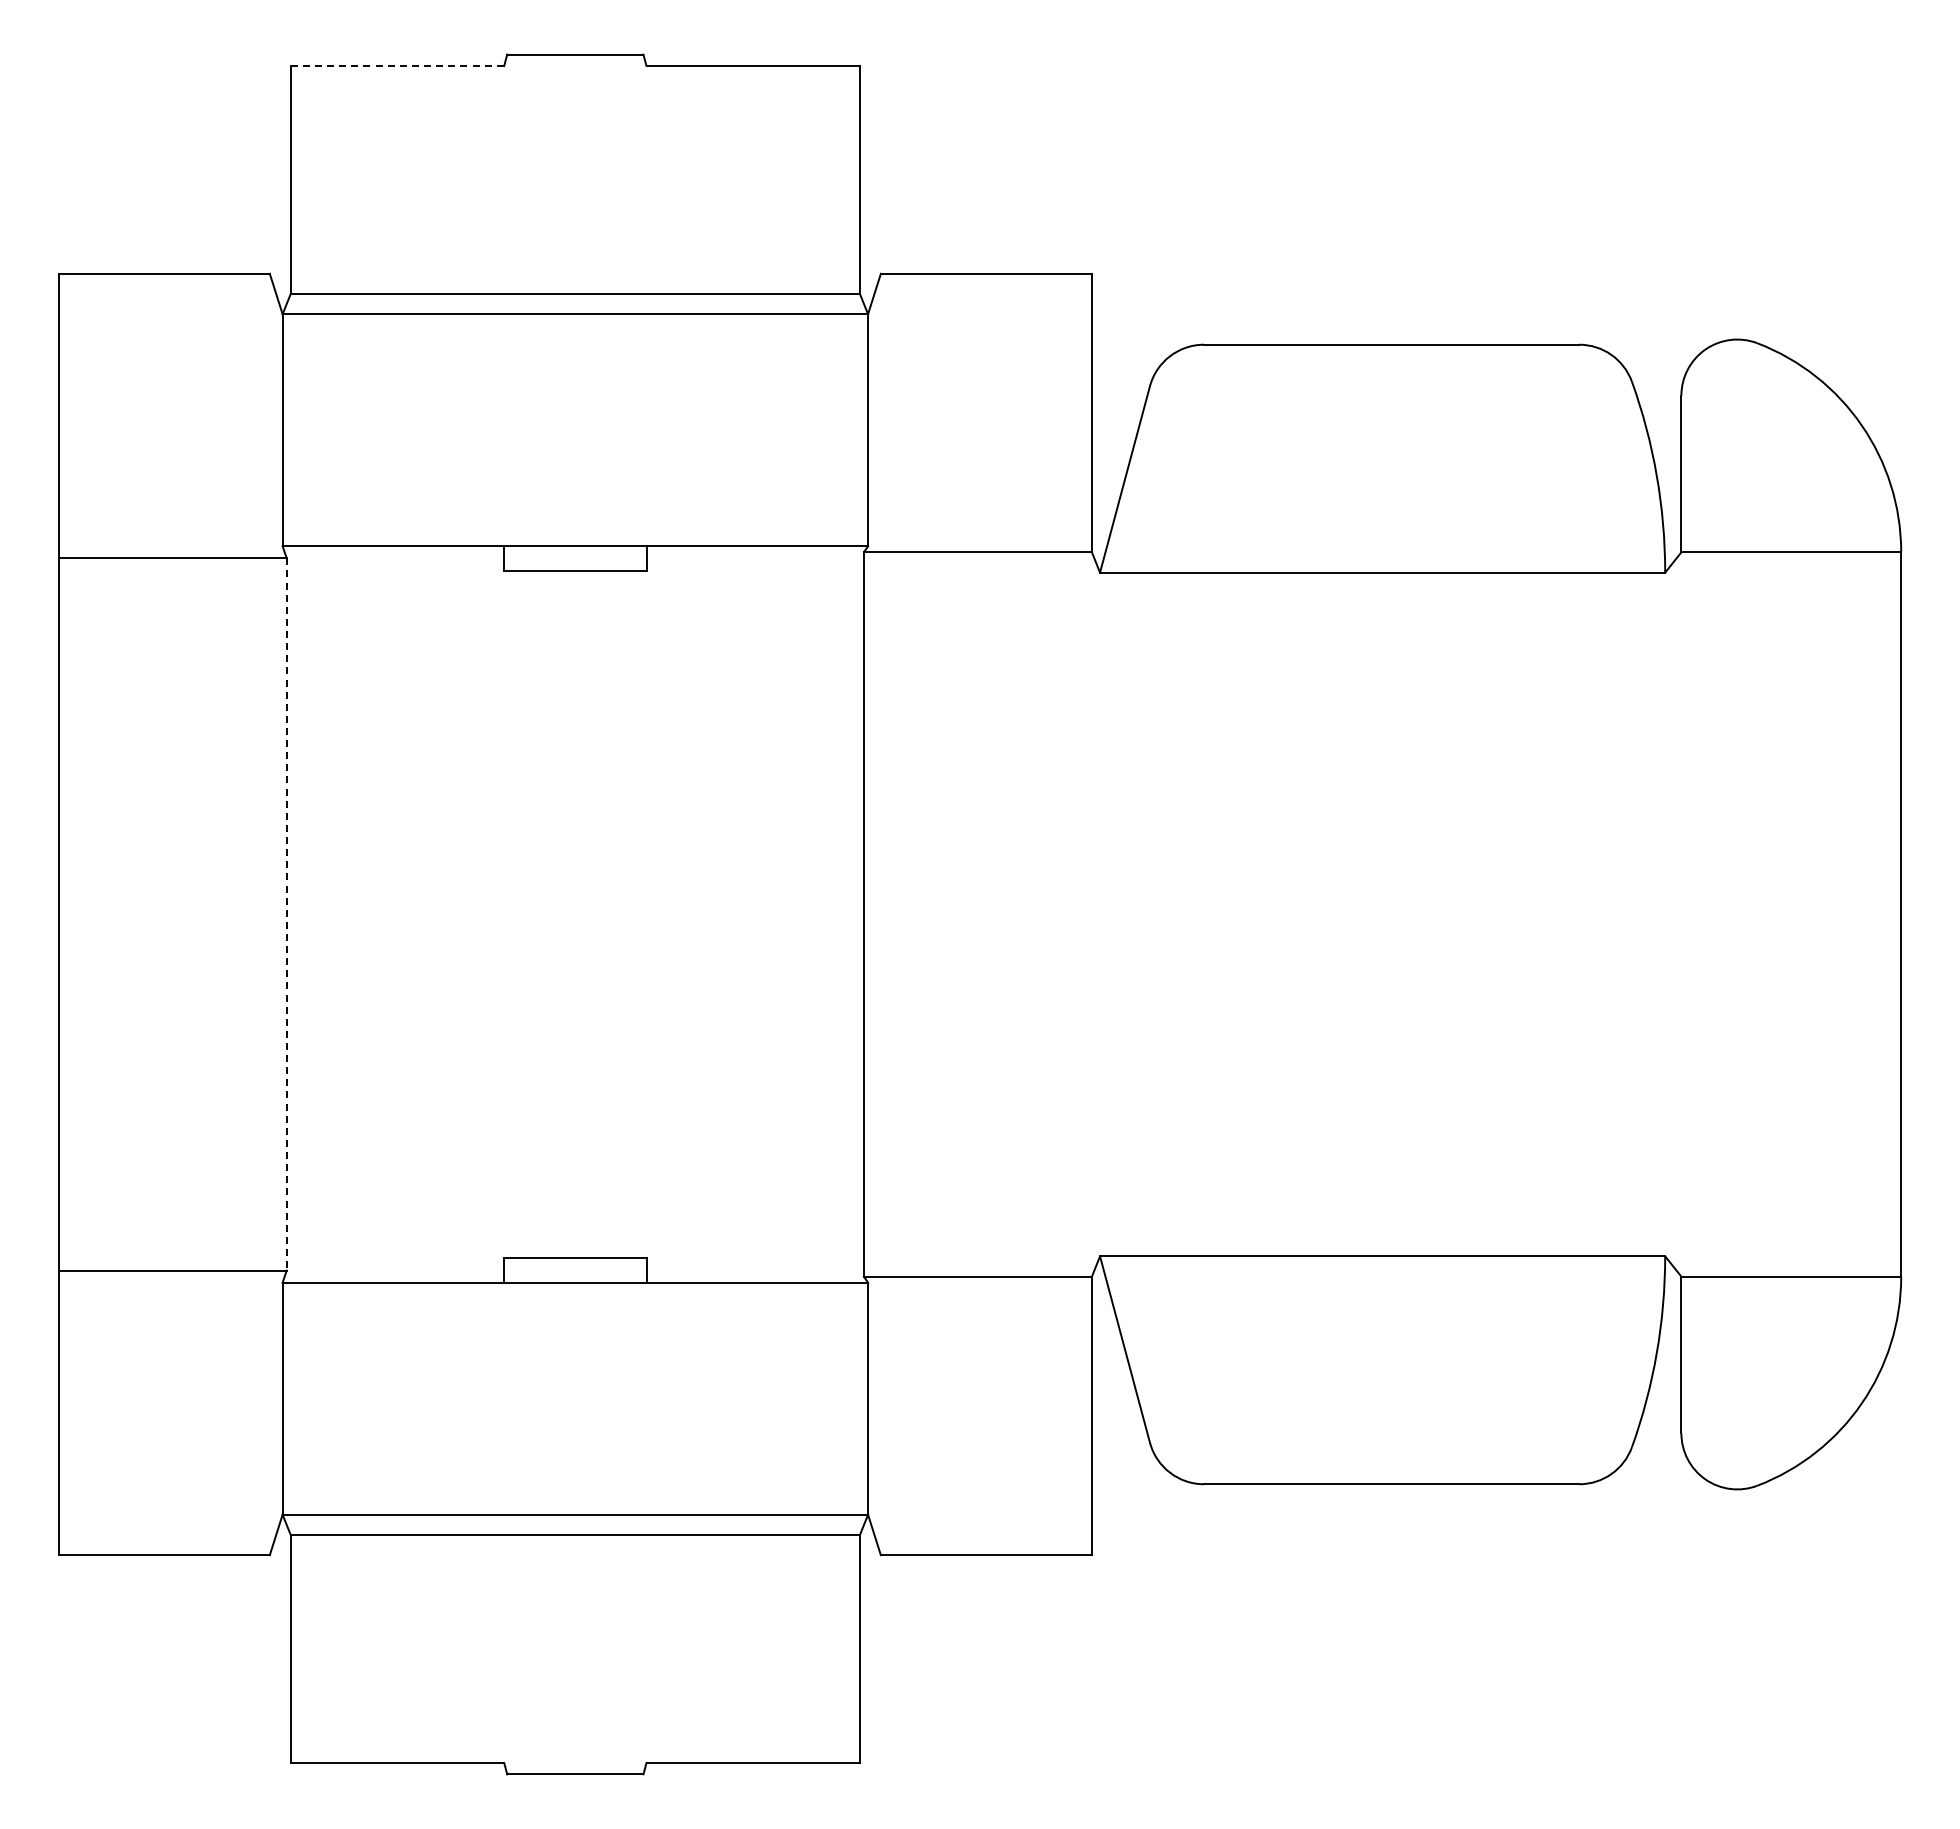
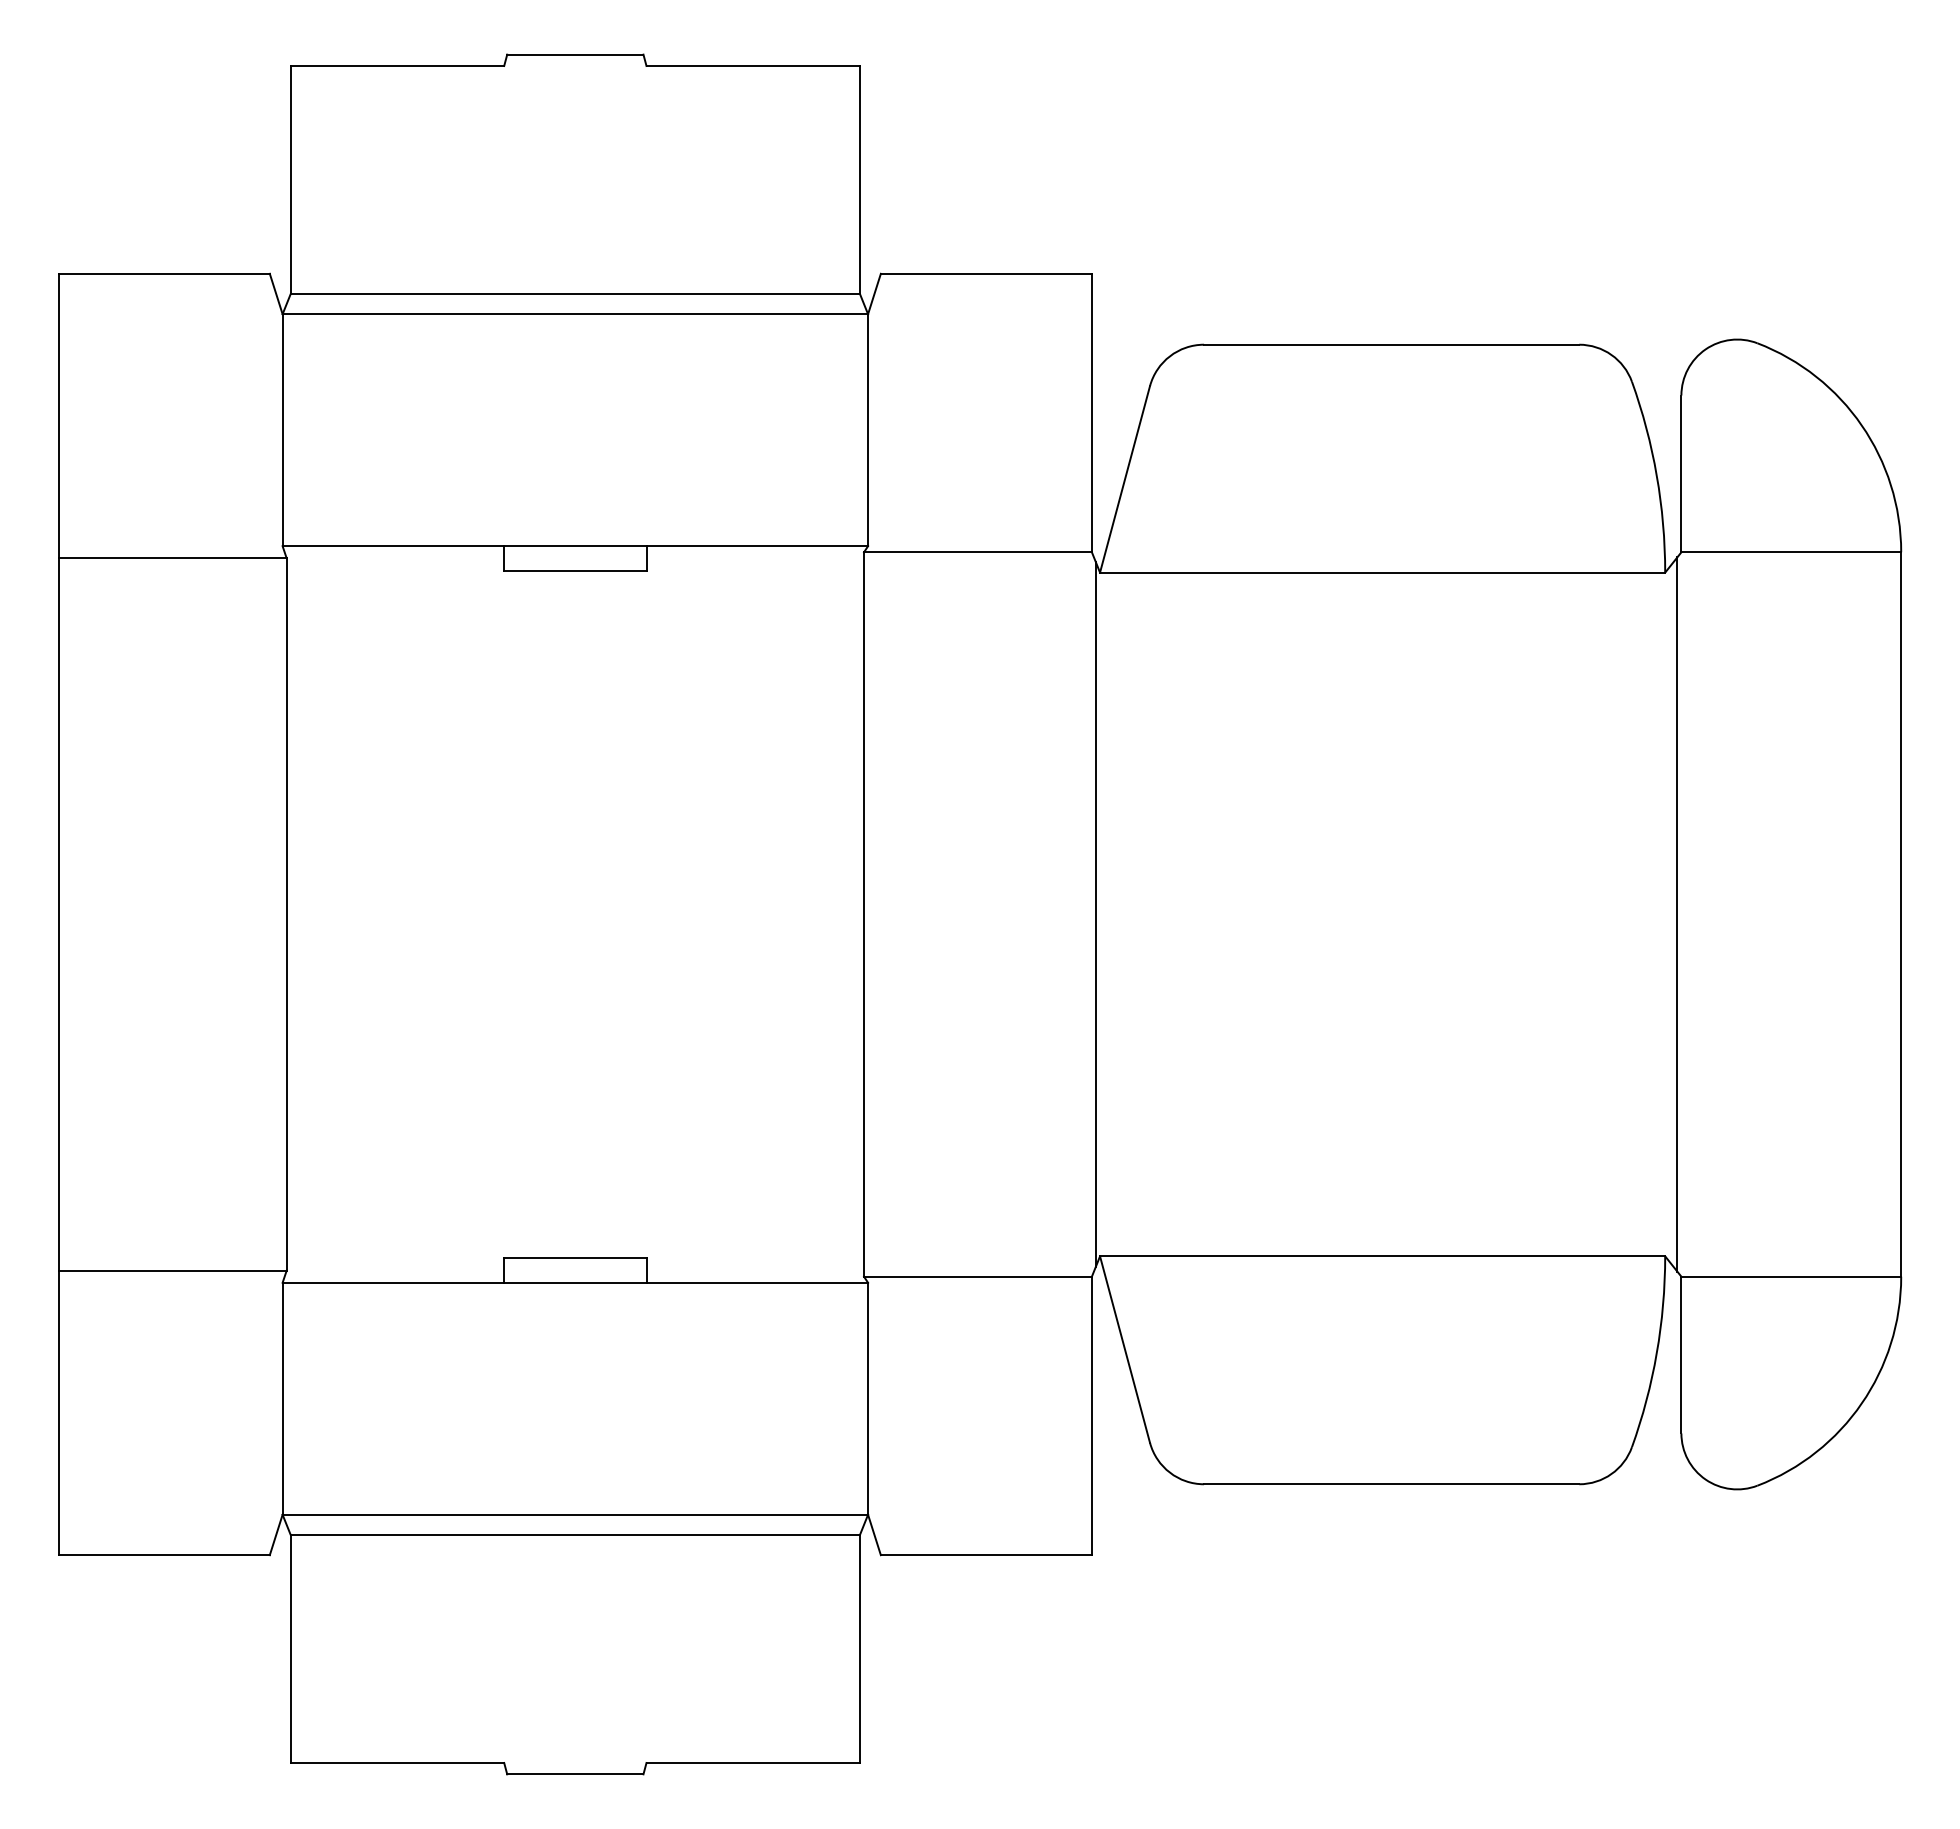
line: dashed -> solid (397, 66)
line: dashed -> solid (286, 914)
line: none -> present (1096, 914)
line: none -> present (1677, 914)
